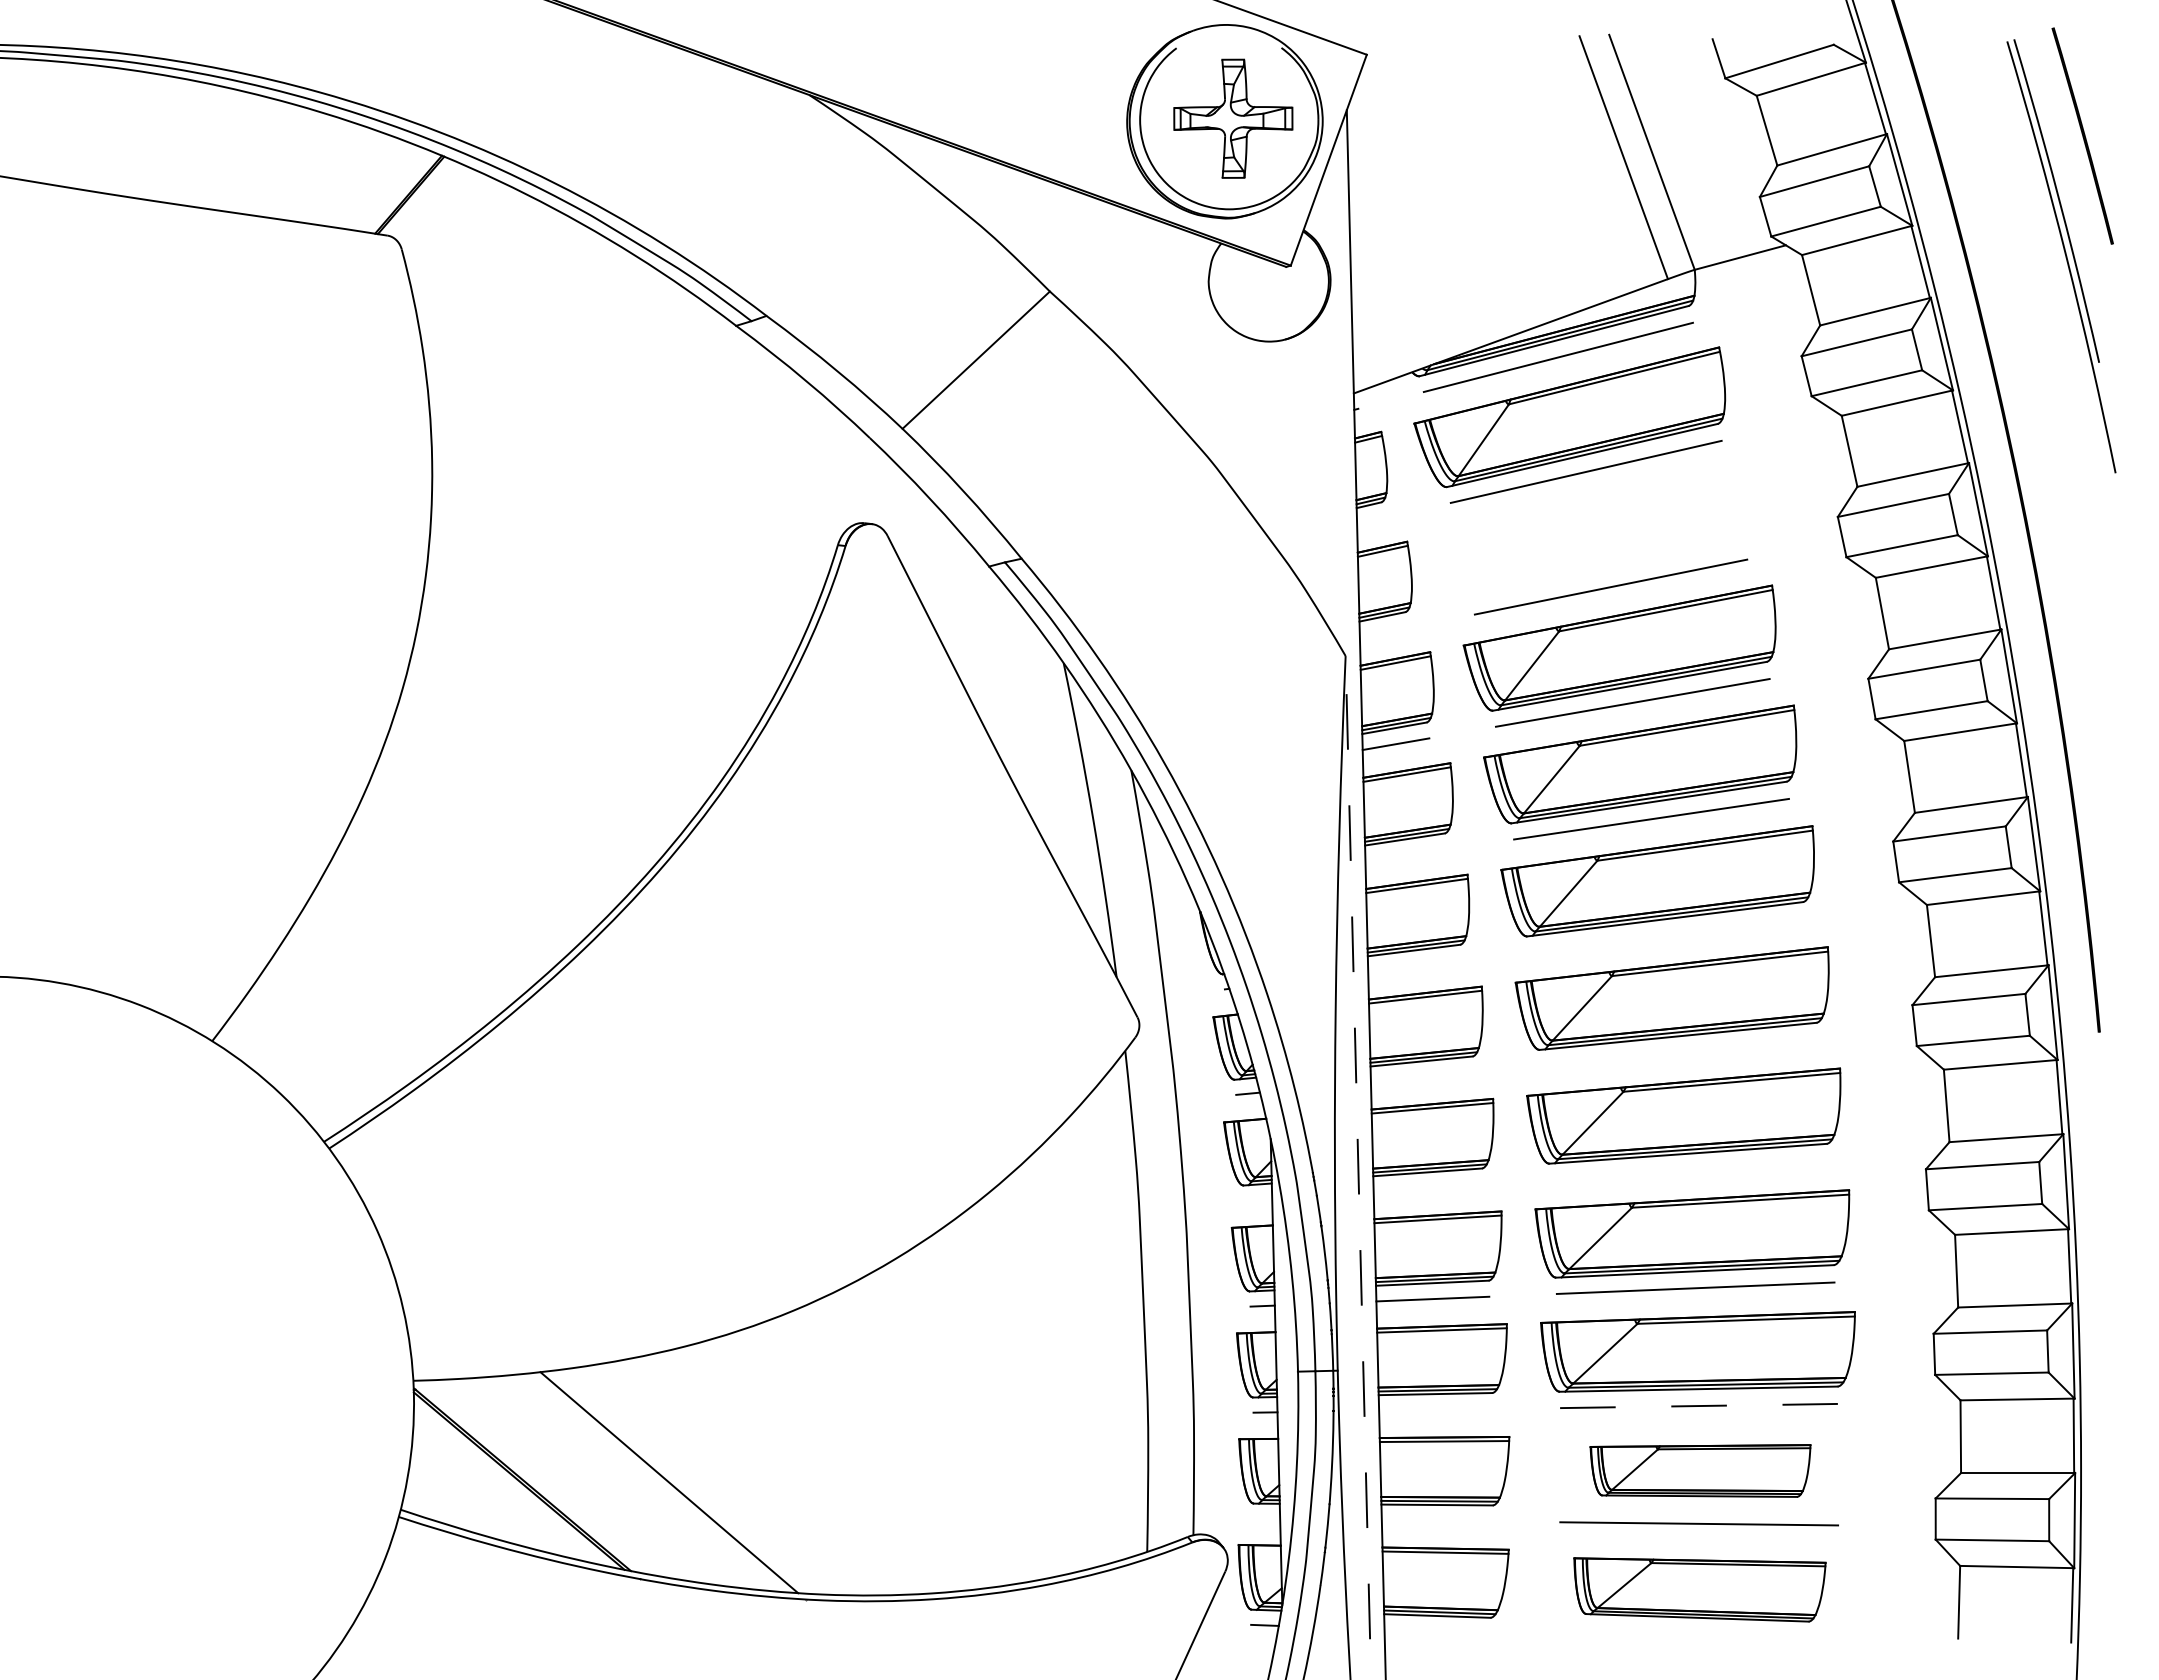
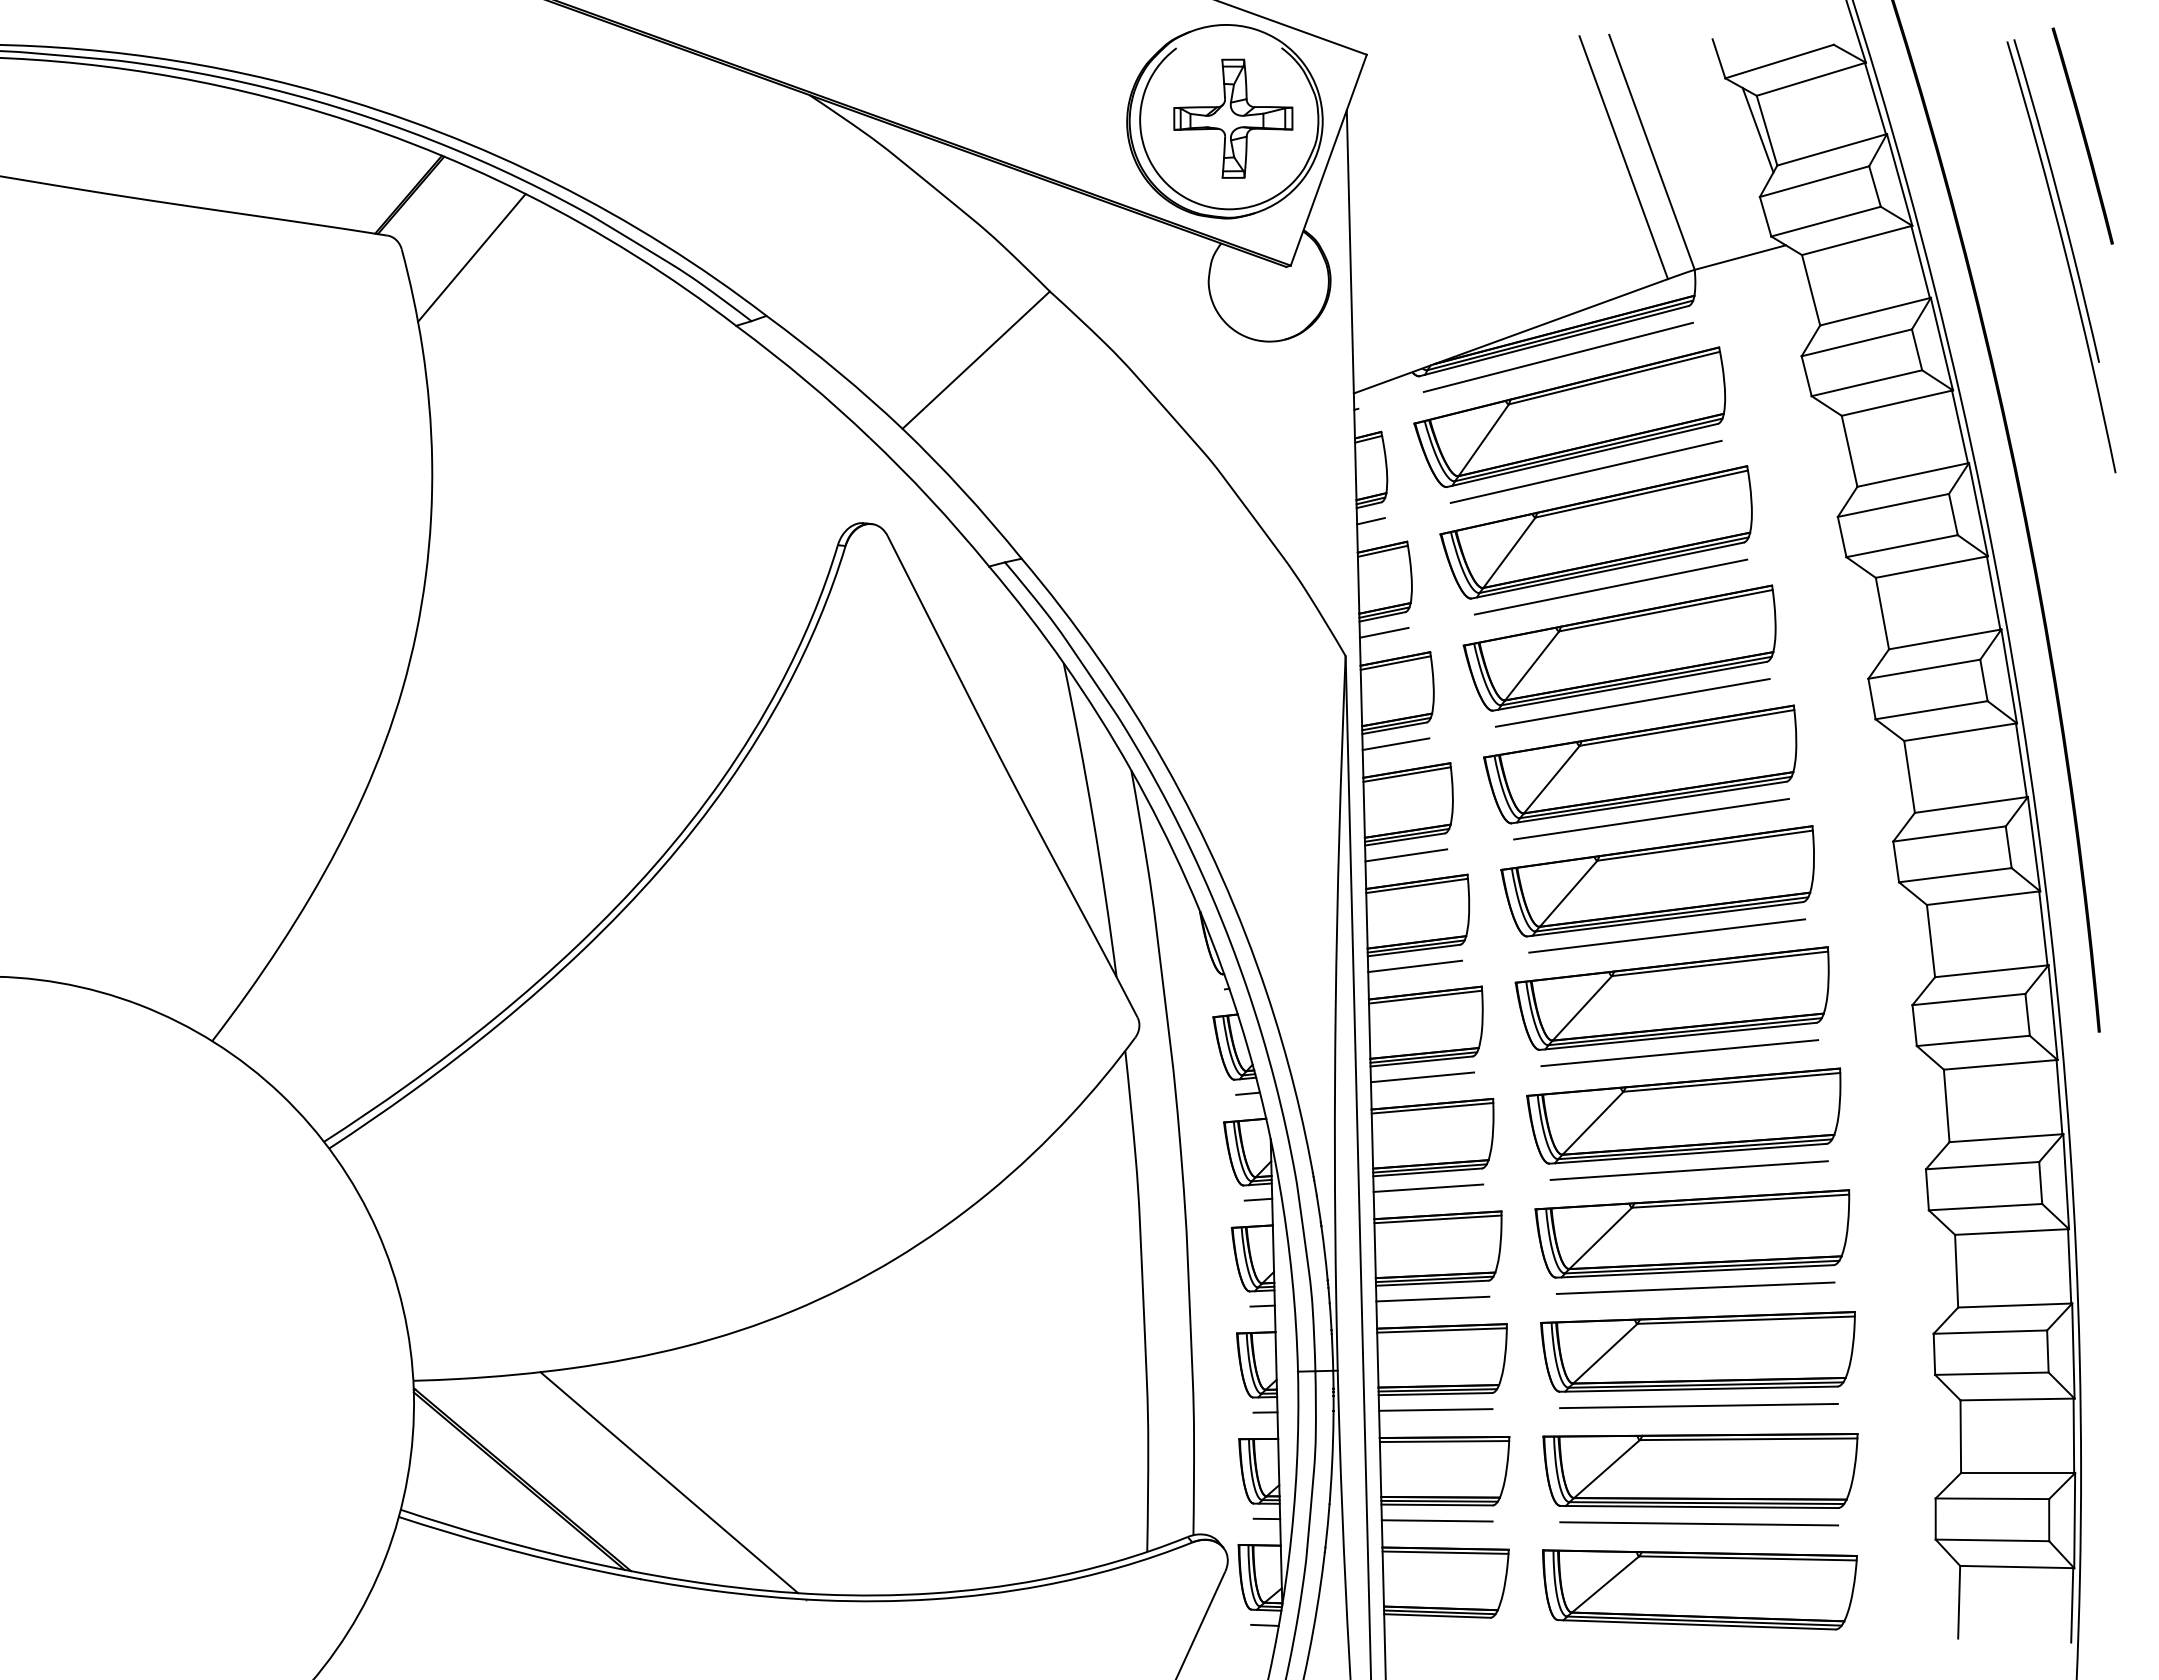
line: none -> present (1757, 129)
line: none -> present (471, 257)
line: none -> present (1370, 521)
part: none -> present (1595, 532)
line: none -> present (1383, 632)
line: none -> present (1406, 855)
line: none -> present (1667, 935)
line: none -> present (1415, 966)
line: none -> present (1679, 1053)
line: none -> present (1422, 1077)
line: dashed -> solid (1358, 1167)
line: none -> present (1688, 1170)
line: none -> present (1428, 1187)
line: none -> present (1258, 1199)
line: dashed -> solid (1698, 1406)
line: none -> present (1435, 1409)
part size: 223x54 px -> 317x76 px (1700, 1470)
line: none -> present (1266, 1518)
line: none -> present (1436, 1520)
part size: 254x66 px -> 316x82 px (1699, 1589)
